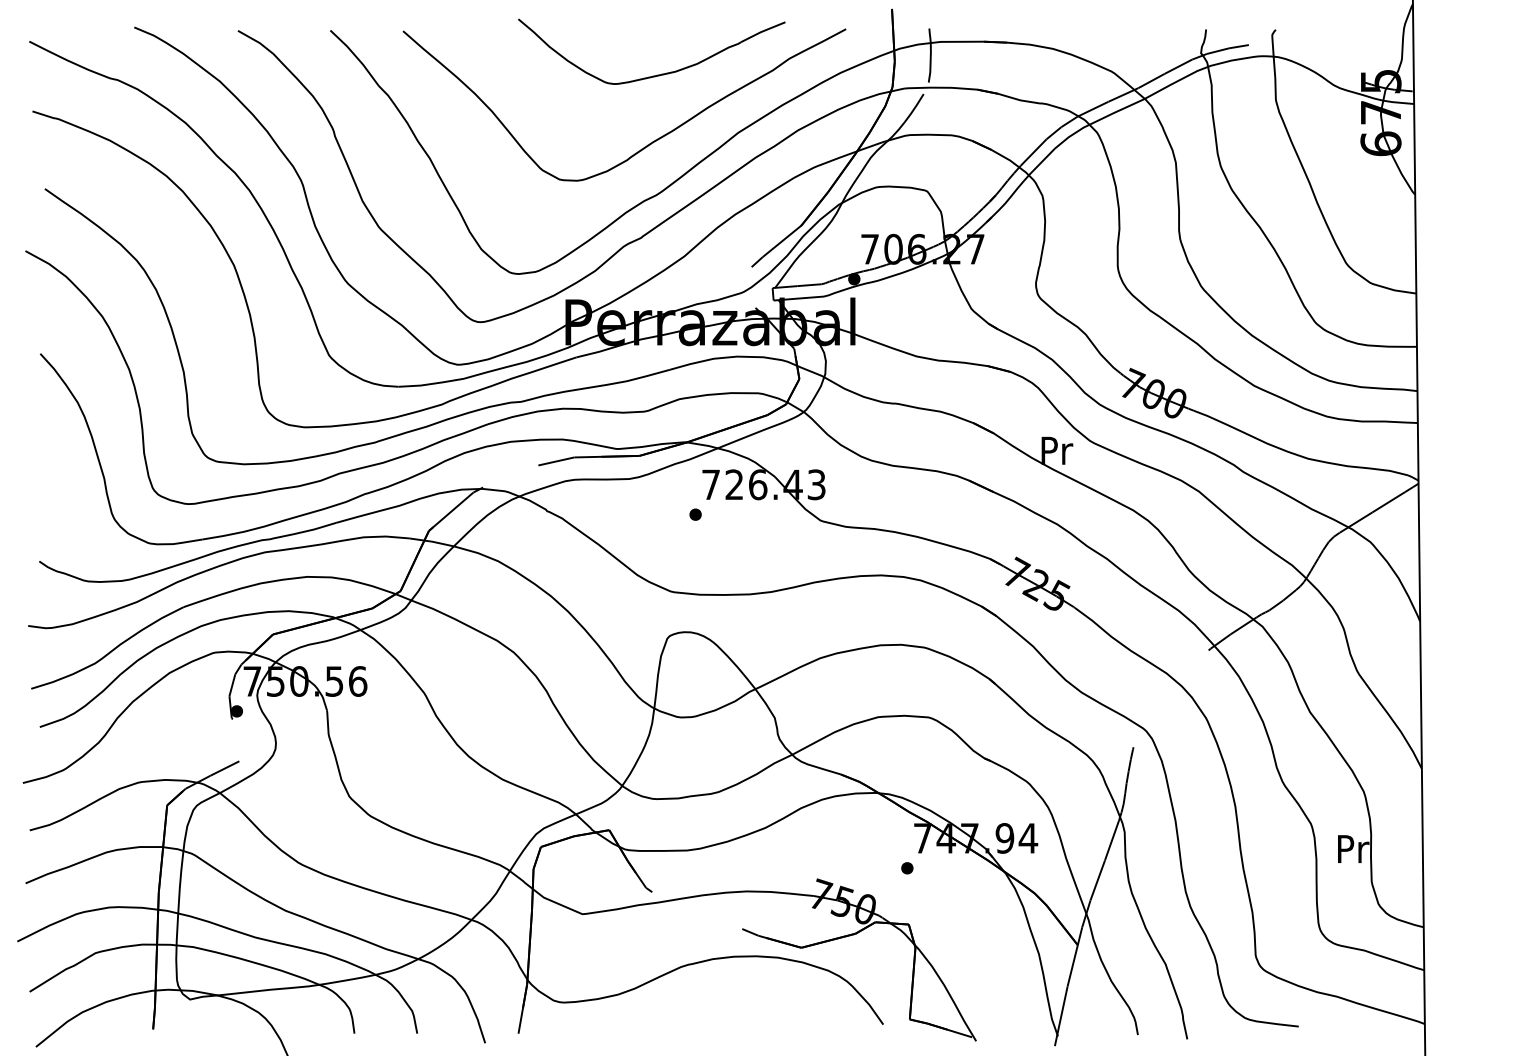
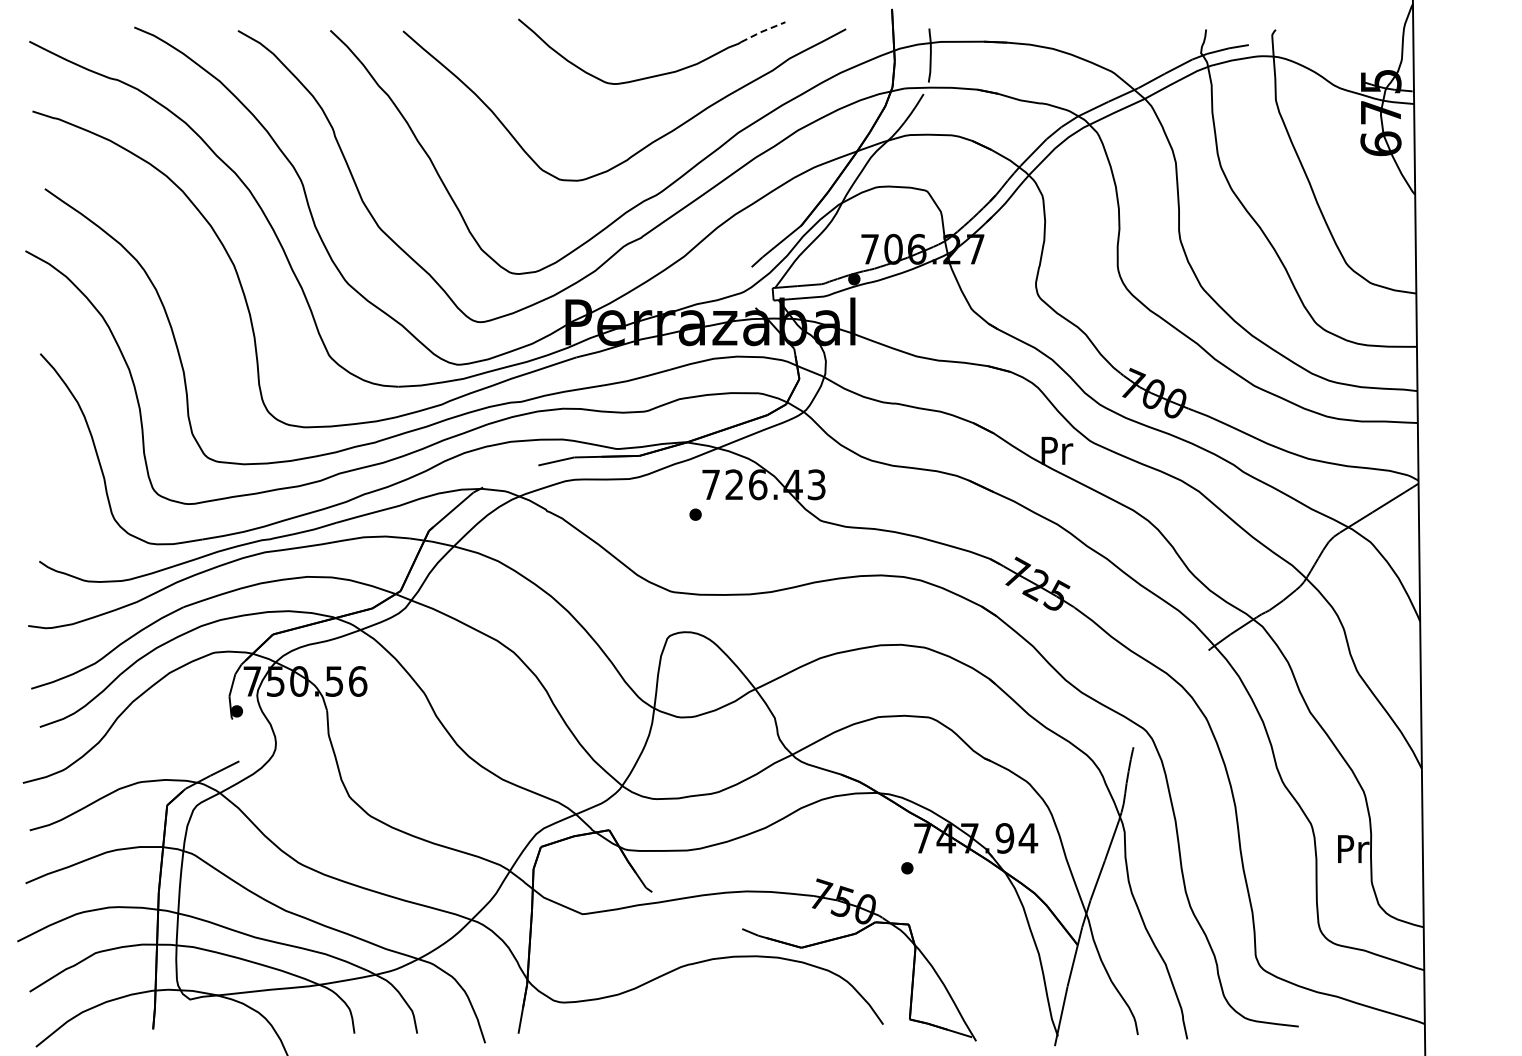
line: solid -> dashed (762, 31)
